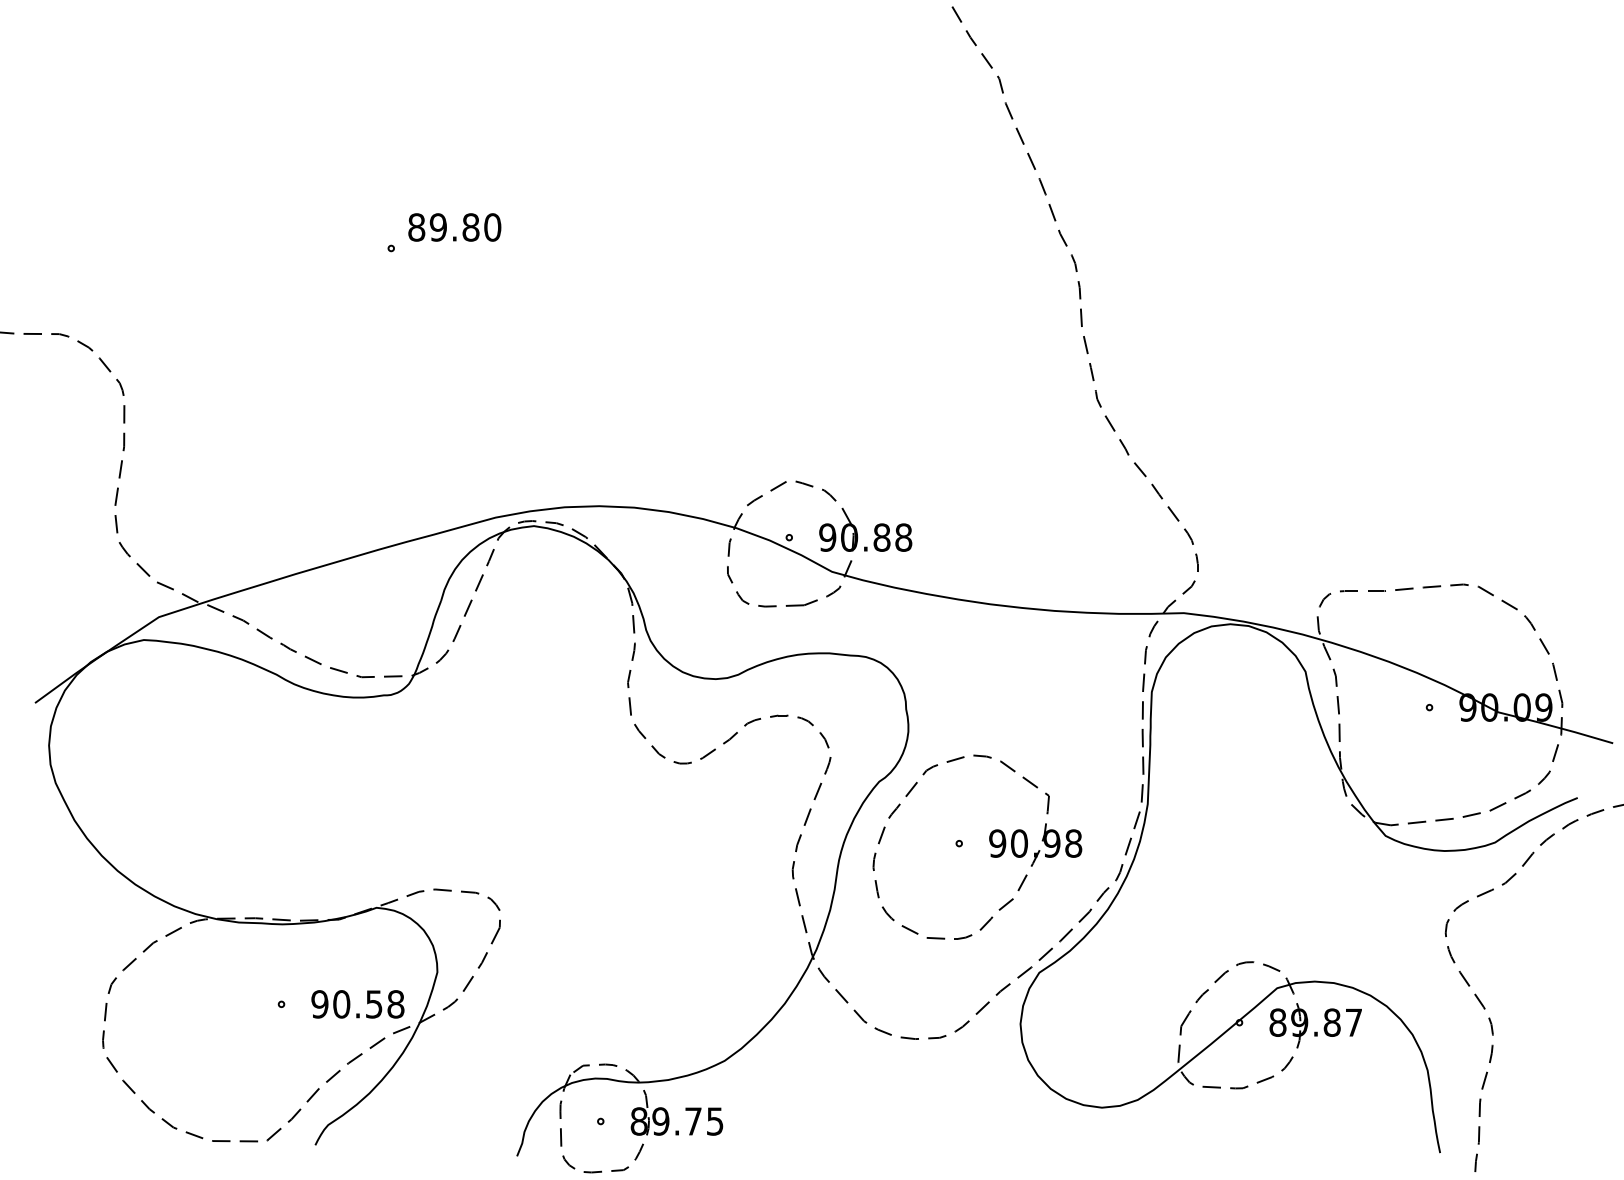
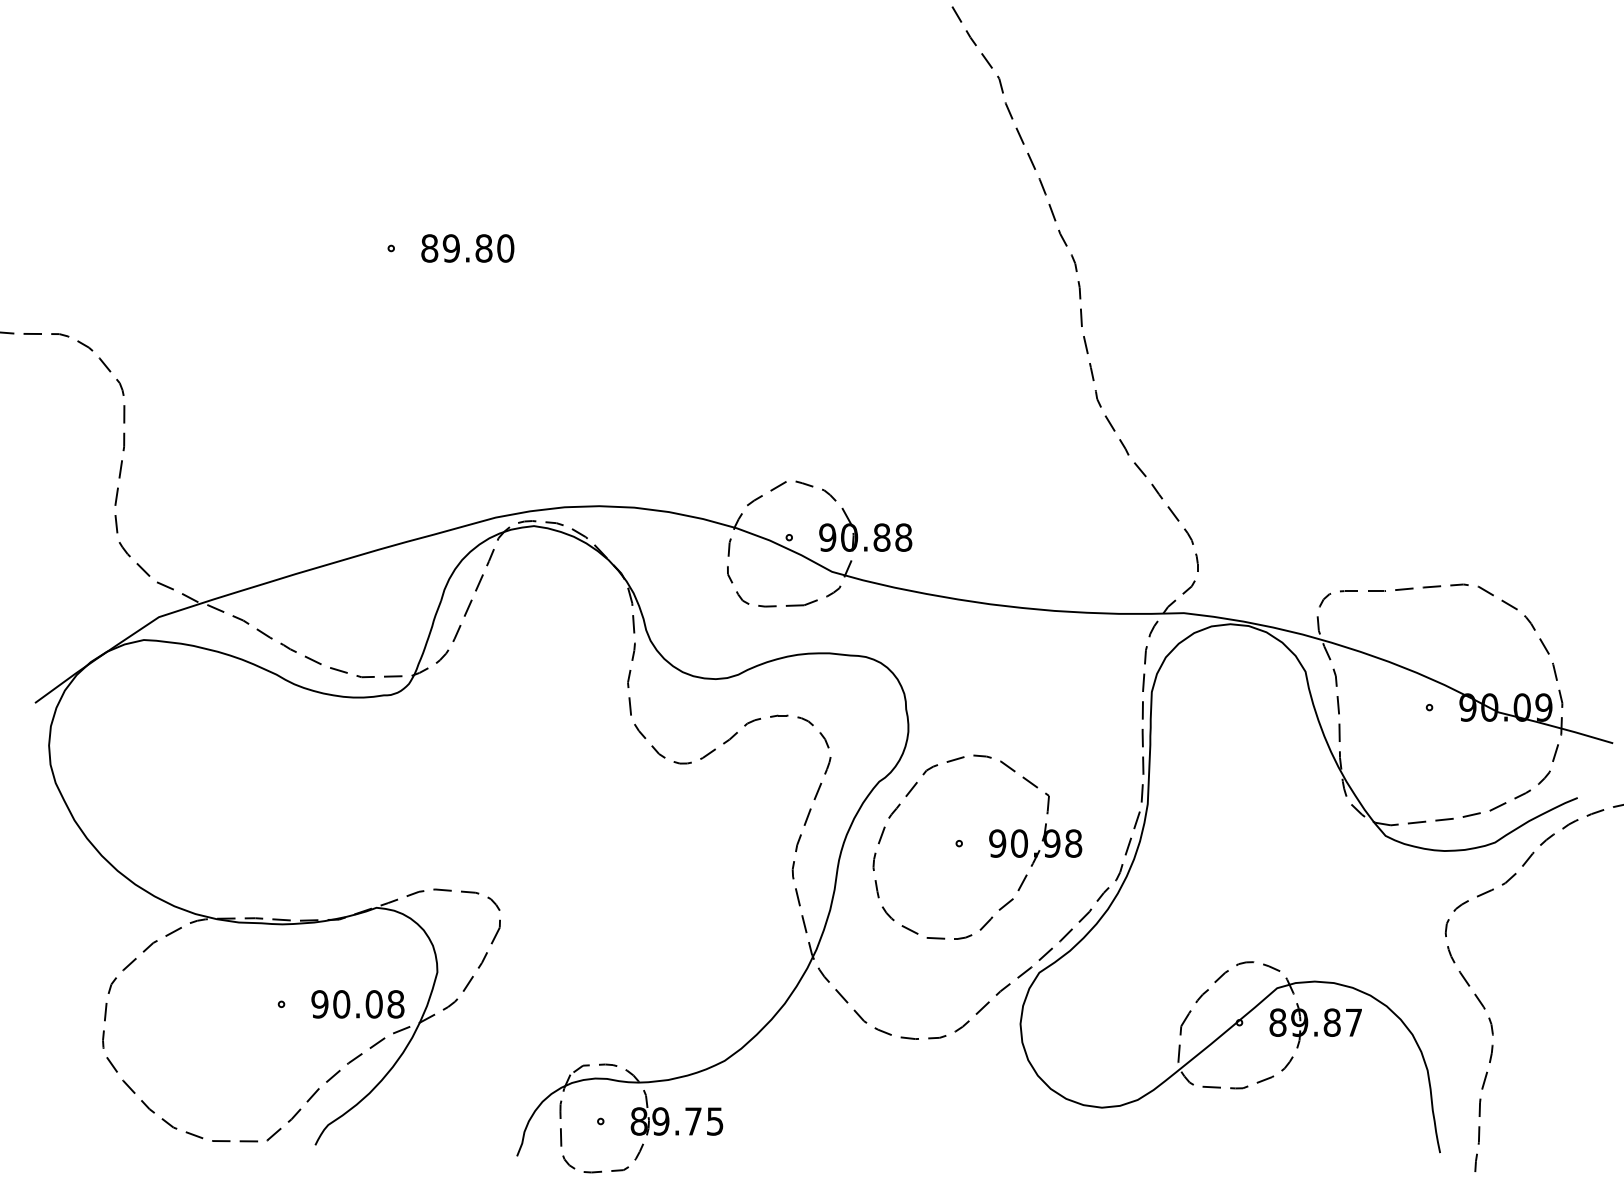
text position: (454, 227) -> (467, 248) (467, 248)
text: 90.58 -> 90.08 (373, 1004)
